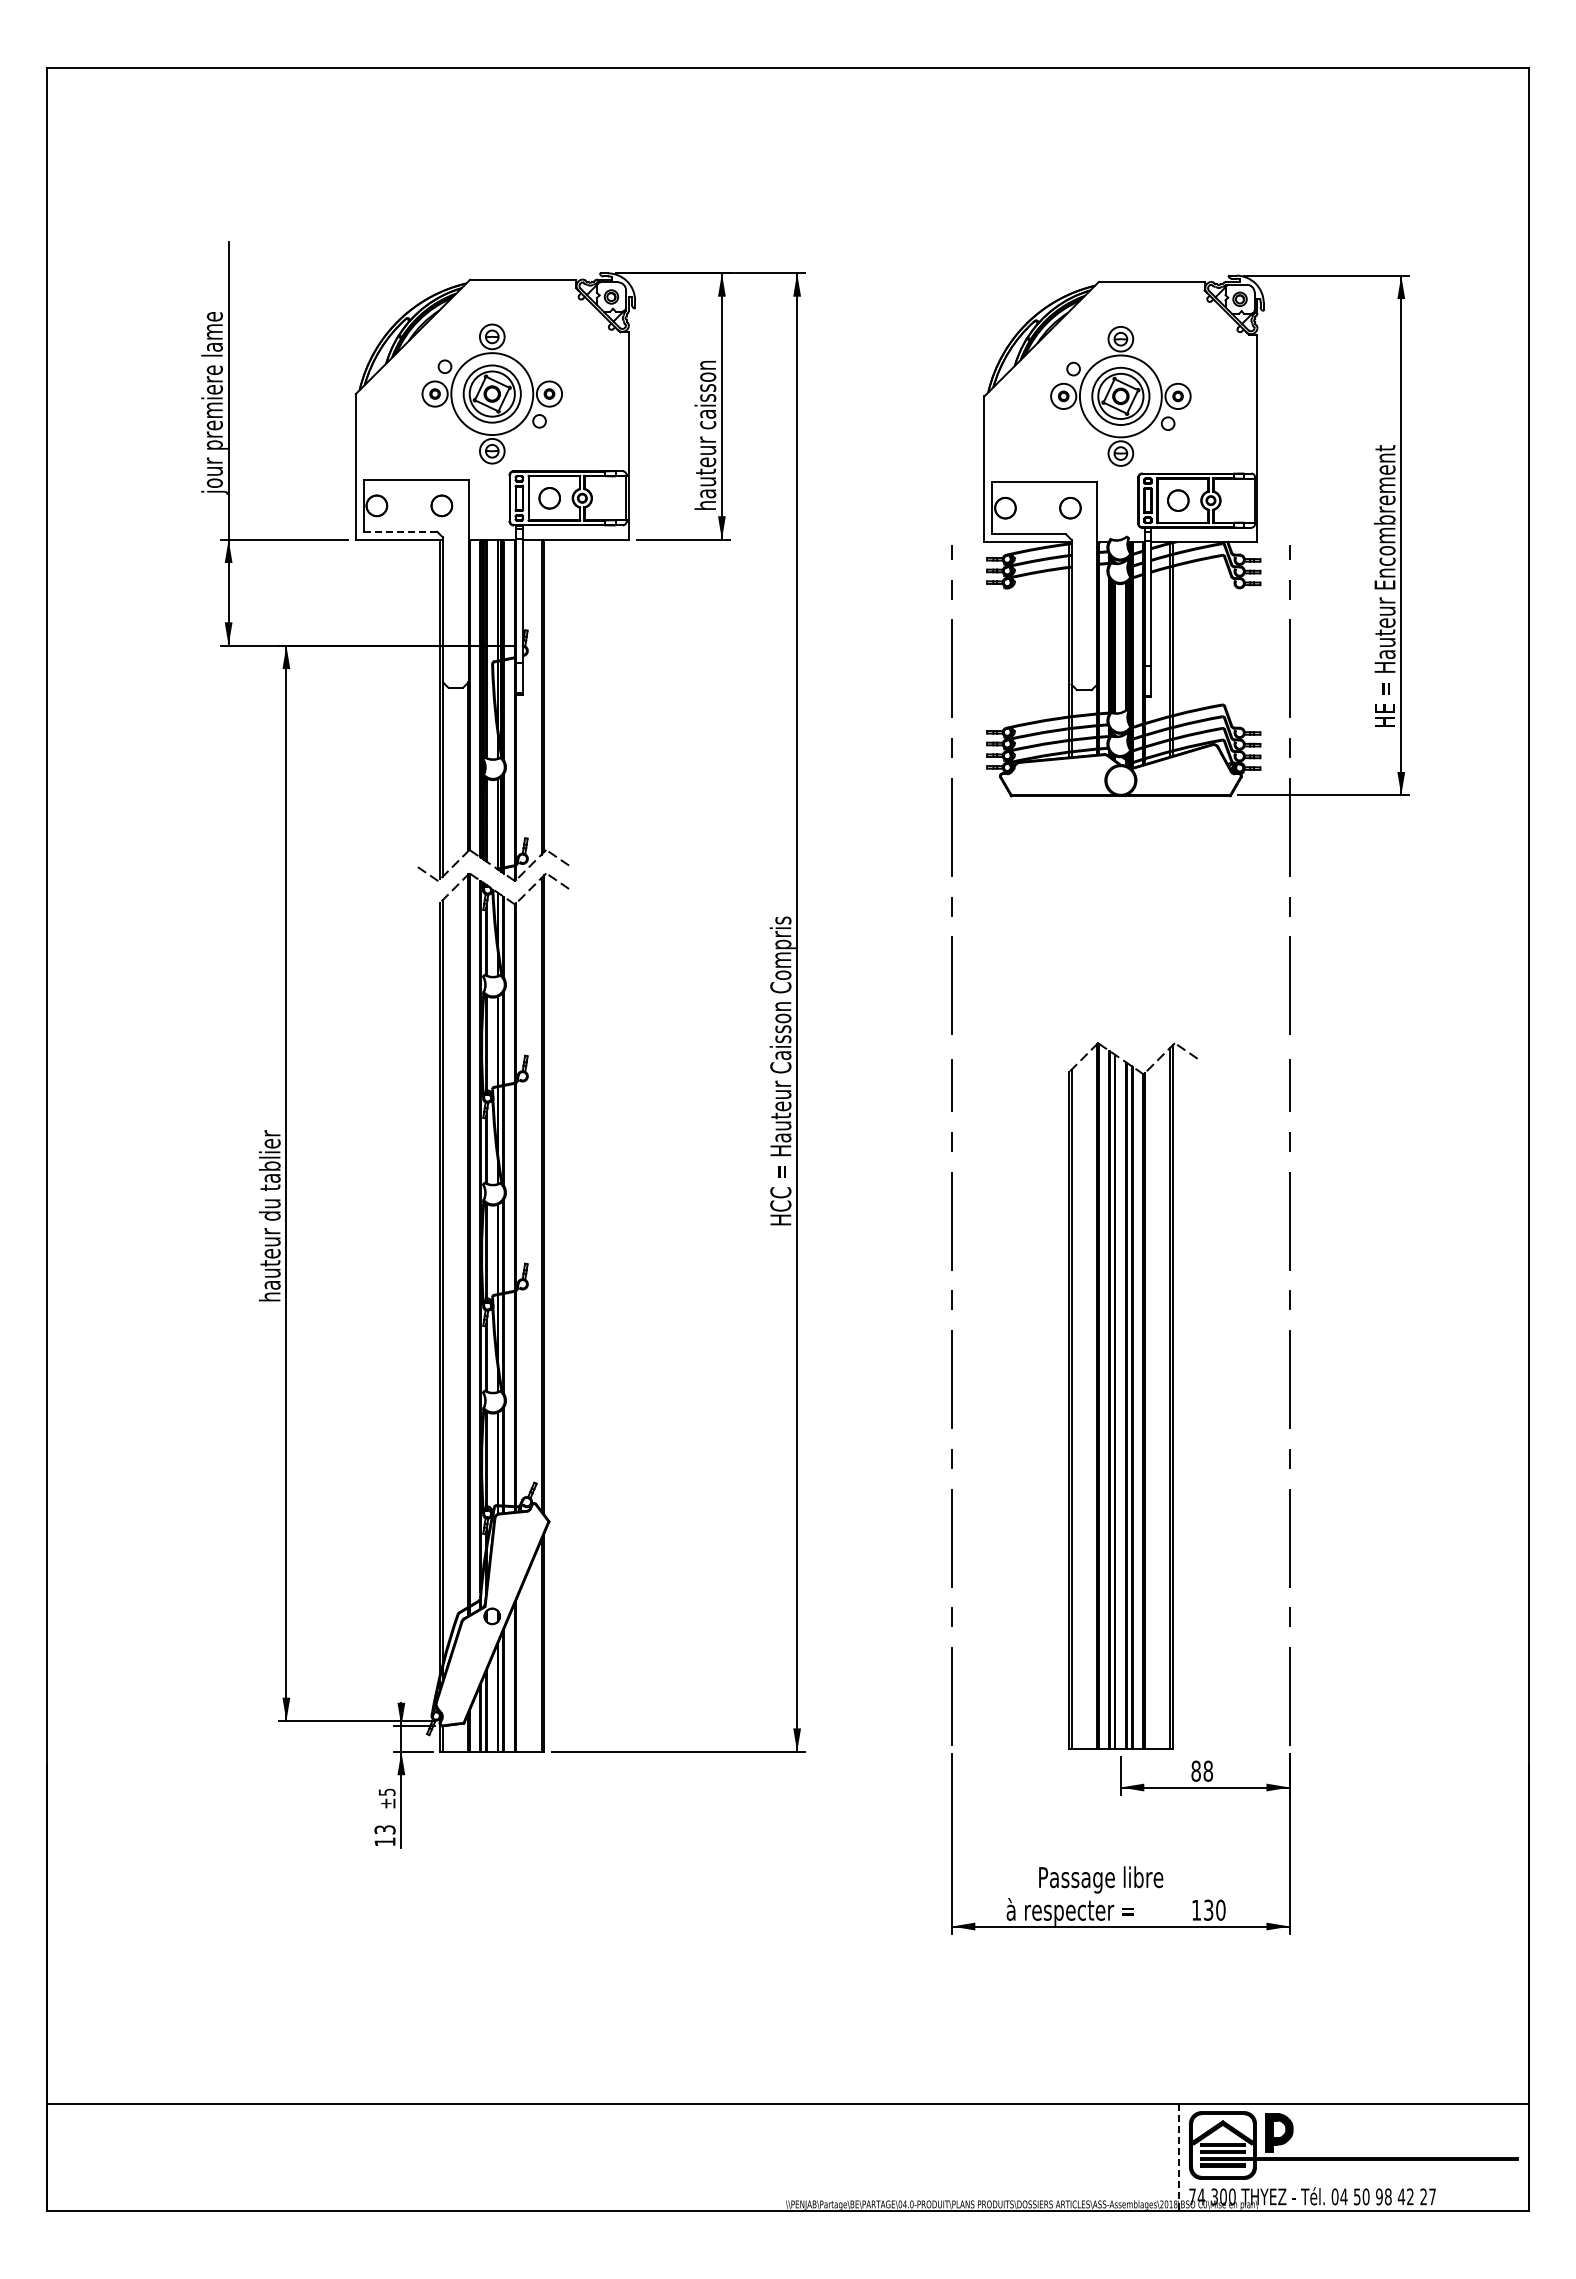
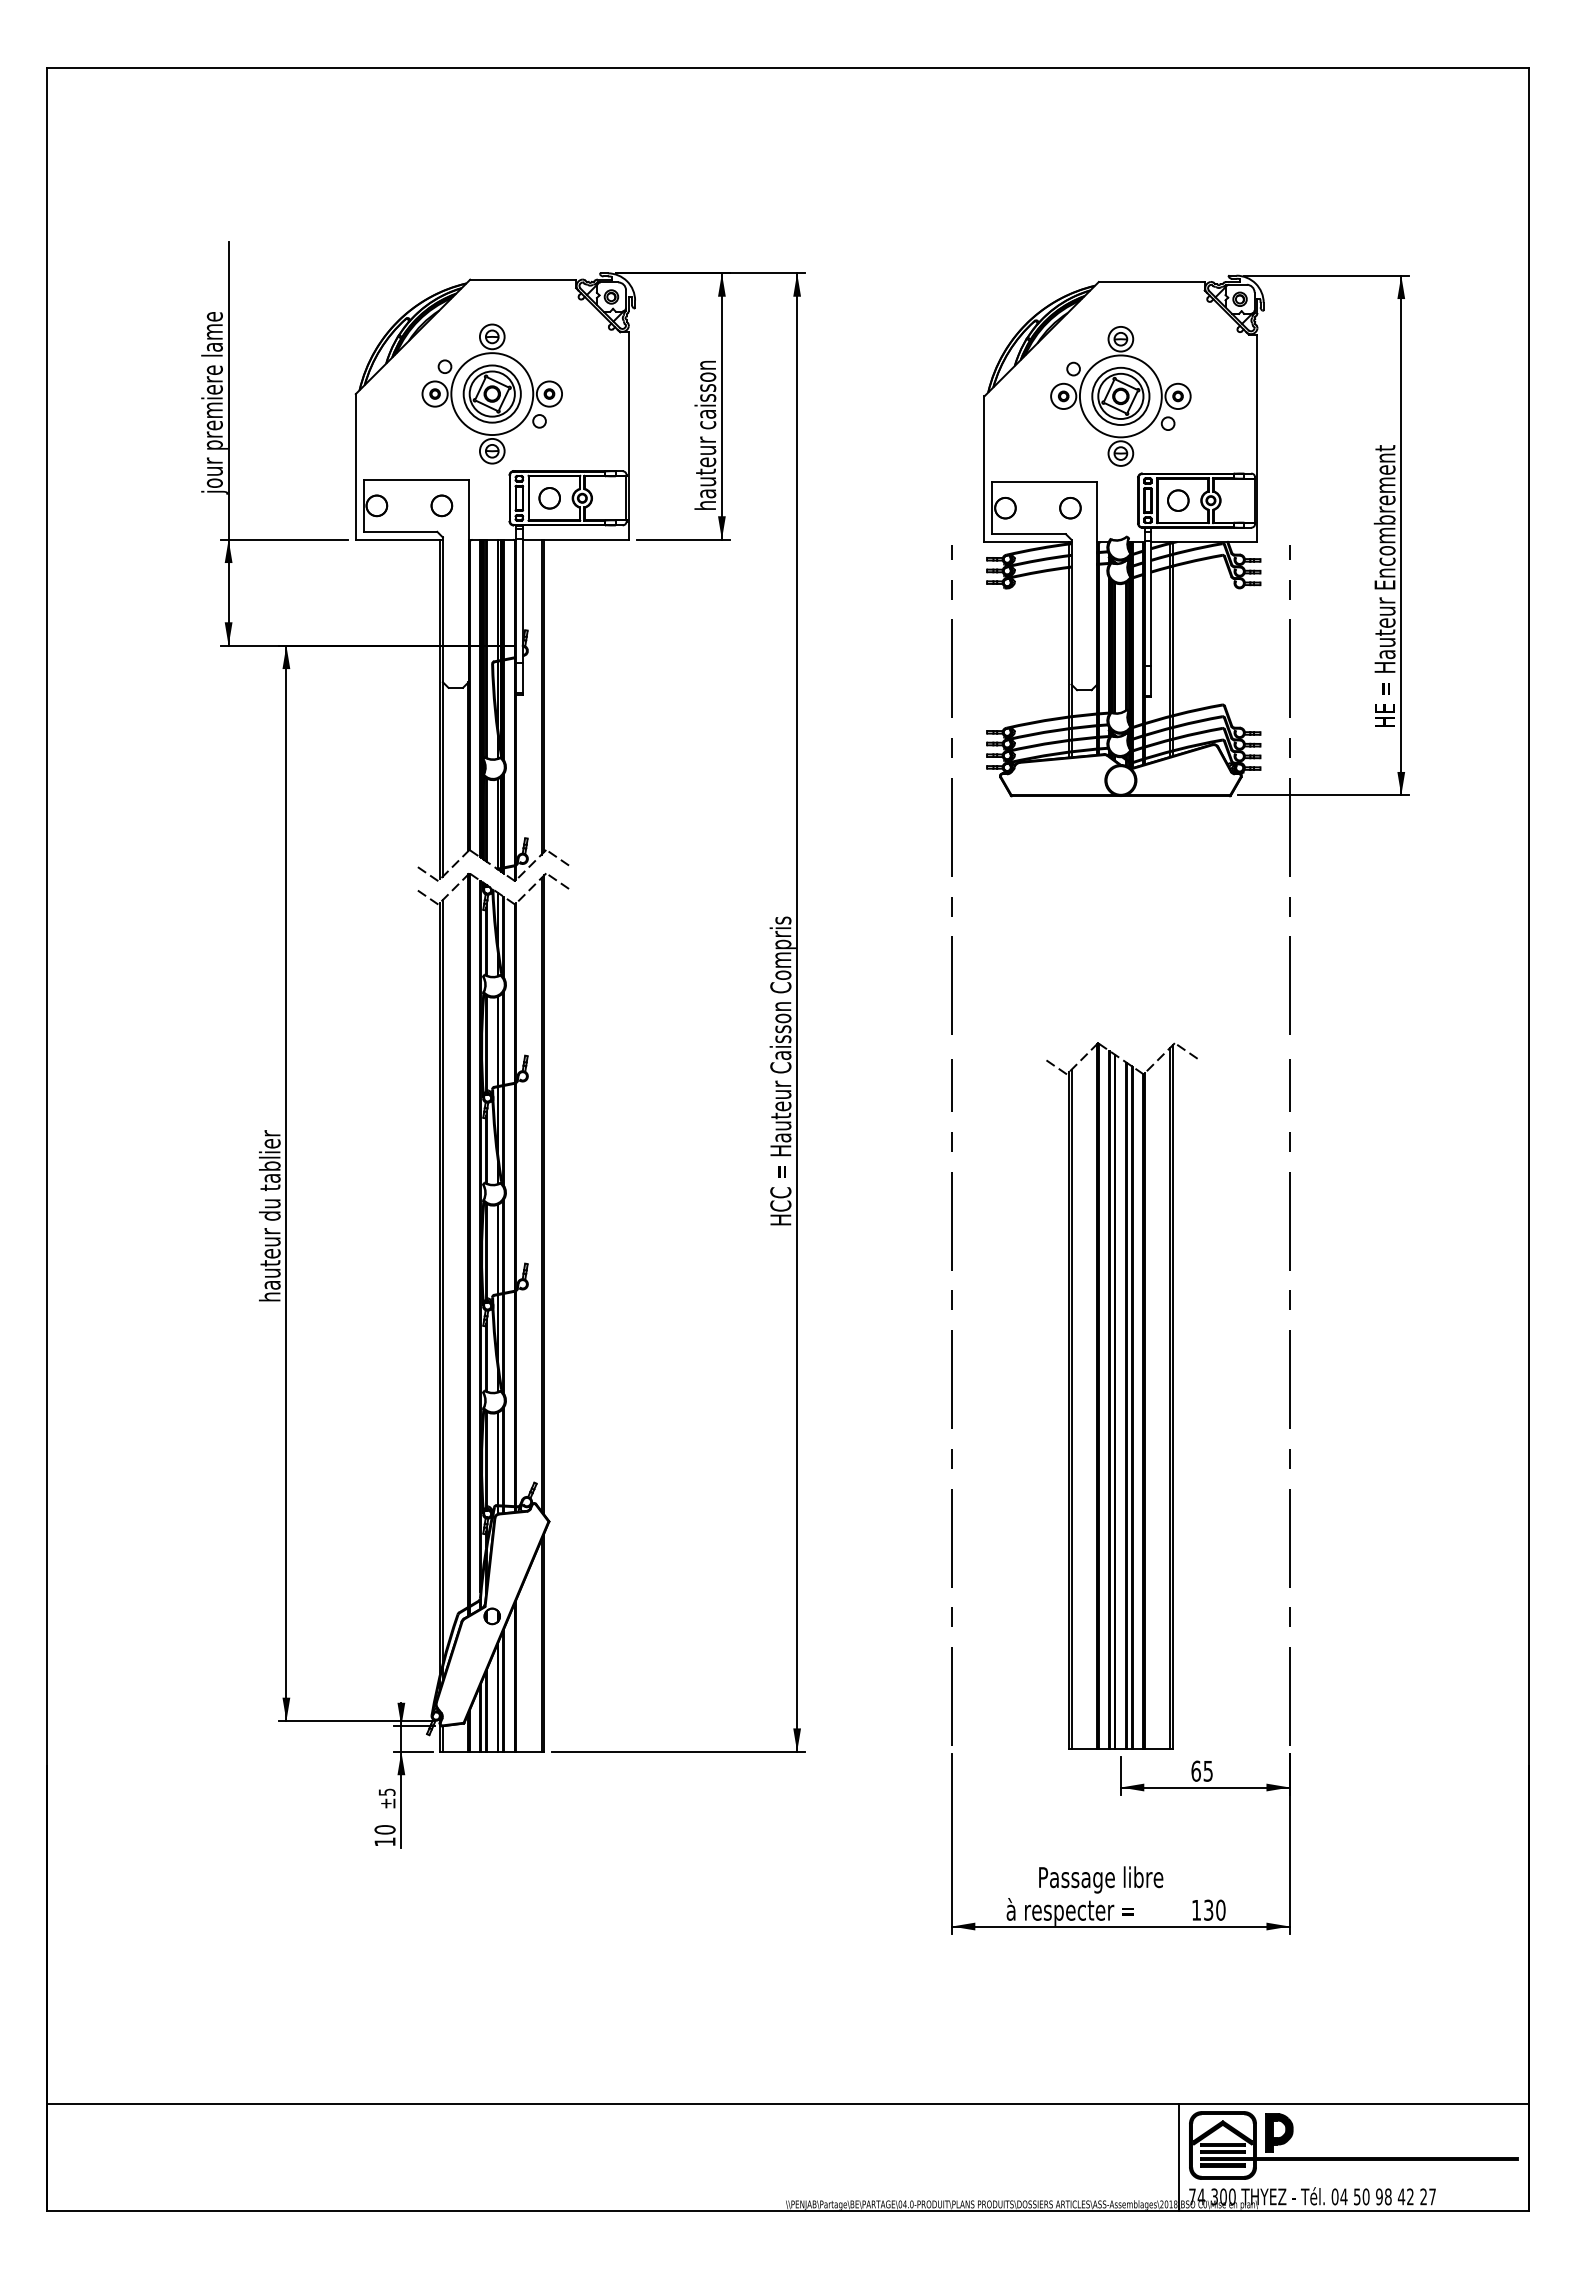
line: dashed -> solid (400, 531)
line: none -> present (426, 896)
line: none -> present (1055, 1066)
text: 88 -> 65 (1201, 1770)
text: 13 -> 10 (384, 1829)
line: dashed -> solid (1178, 2157)
